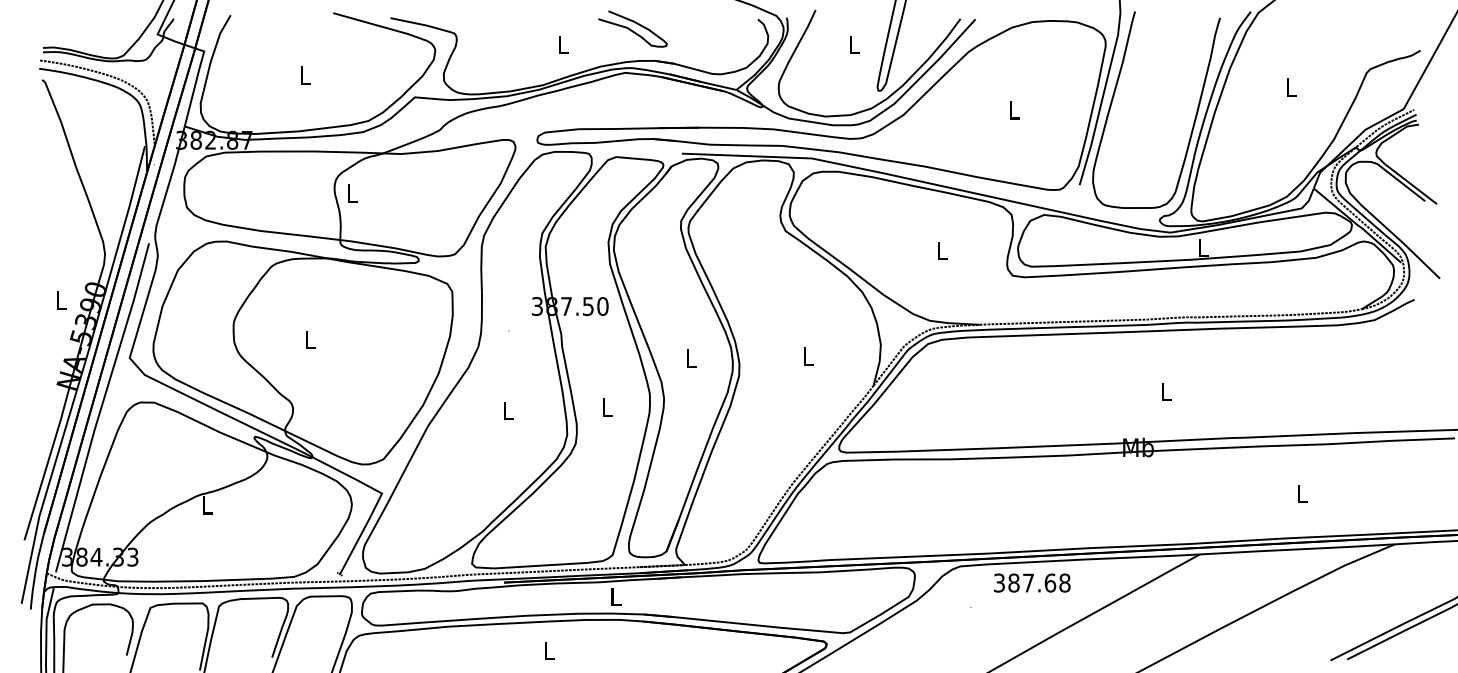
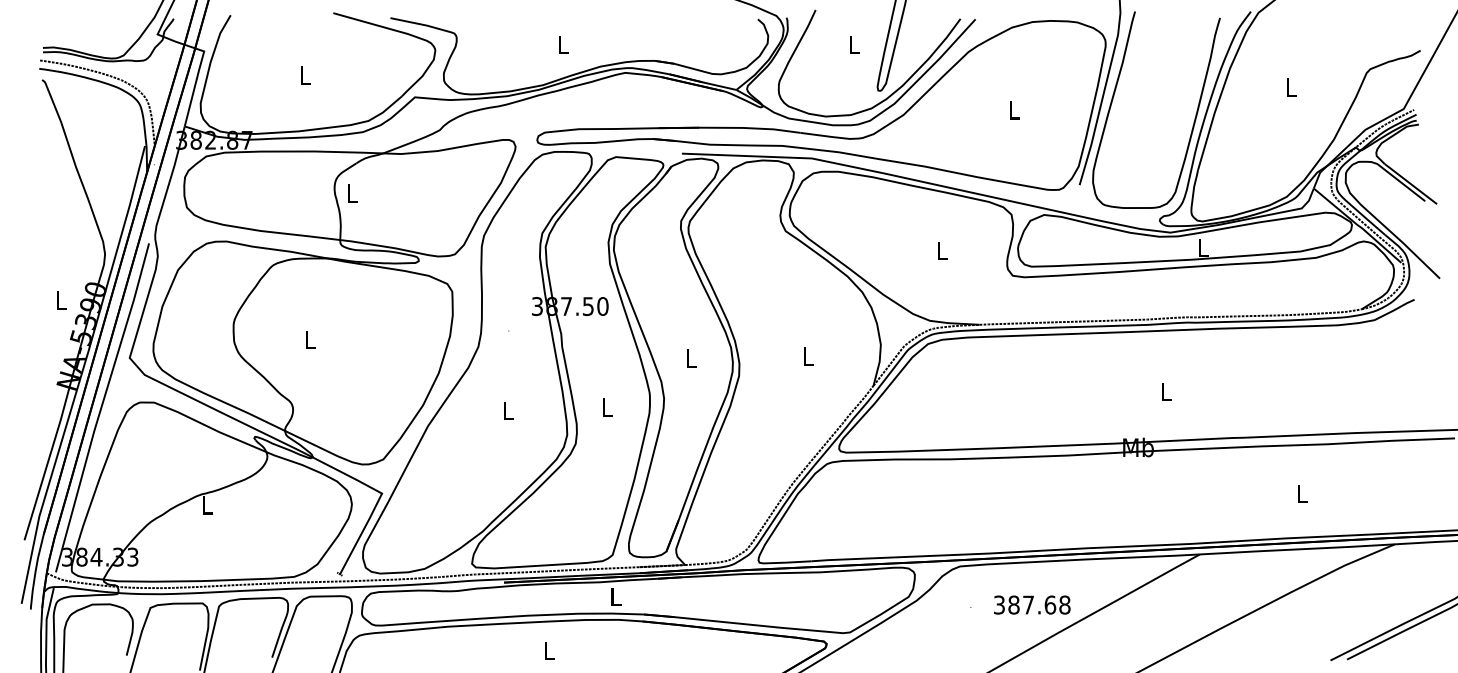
part: present -> none (632, 28)
text position: (1032, 582) -> (1032, 604) (1032, 604)
